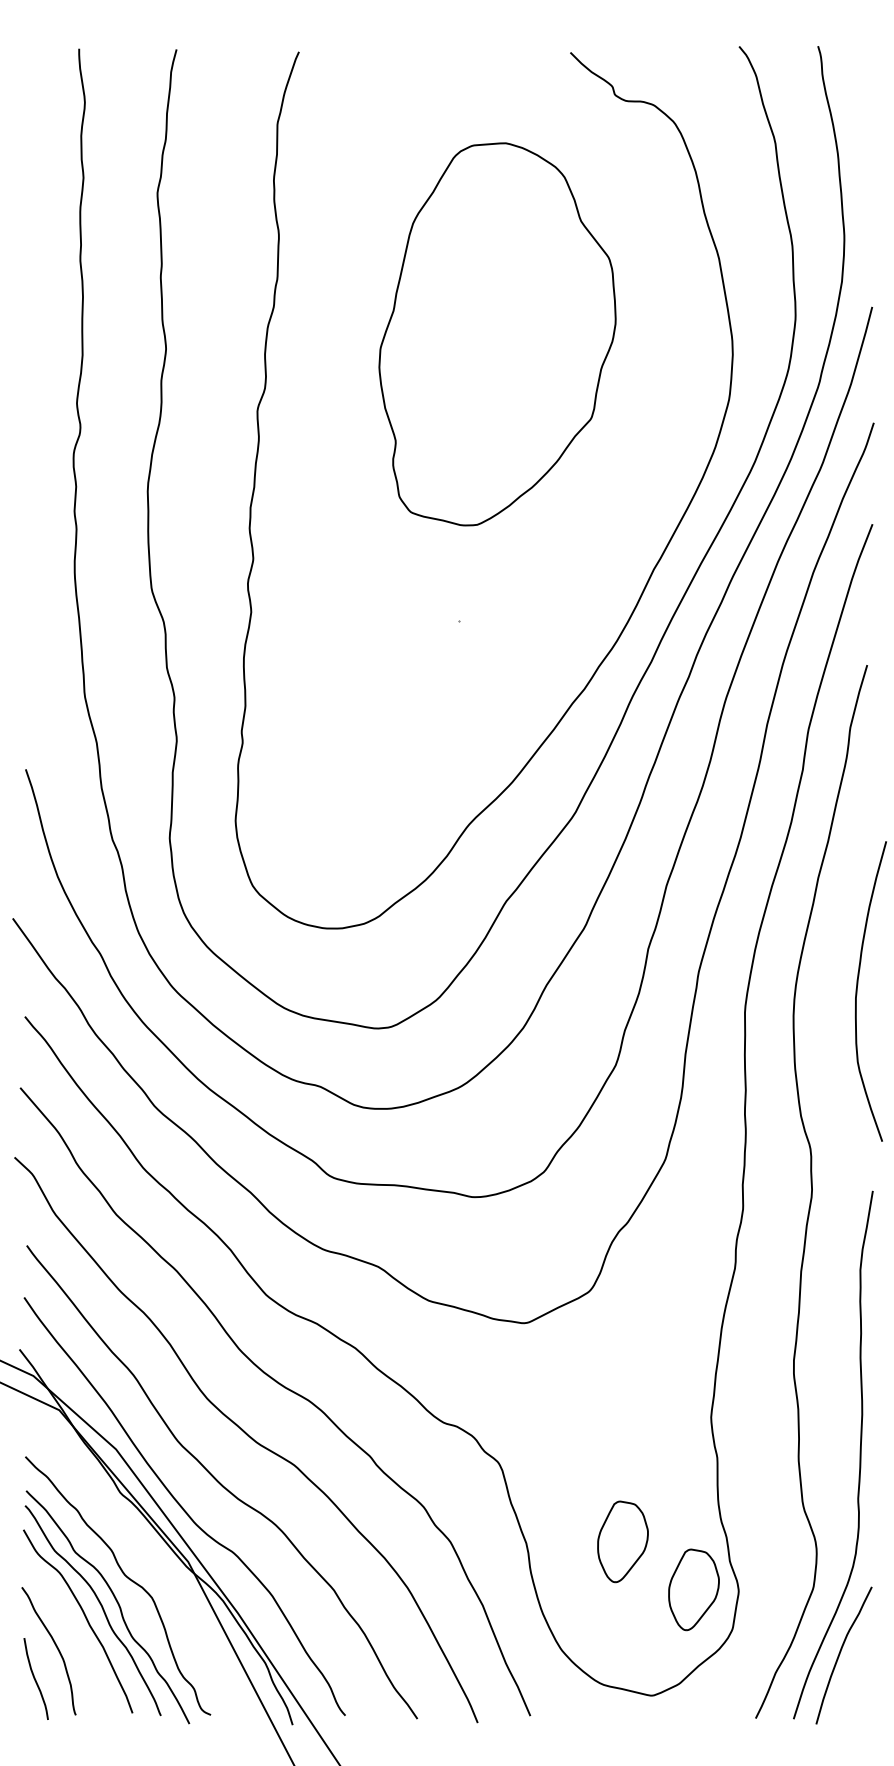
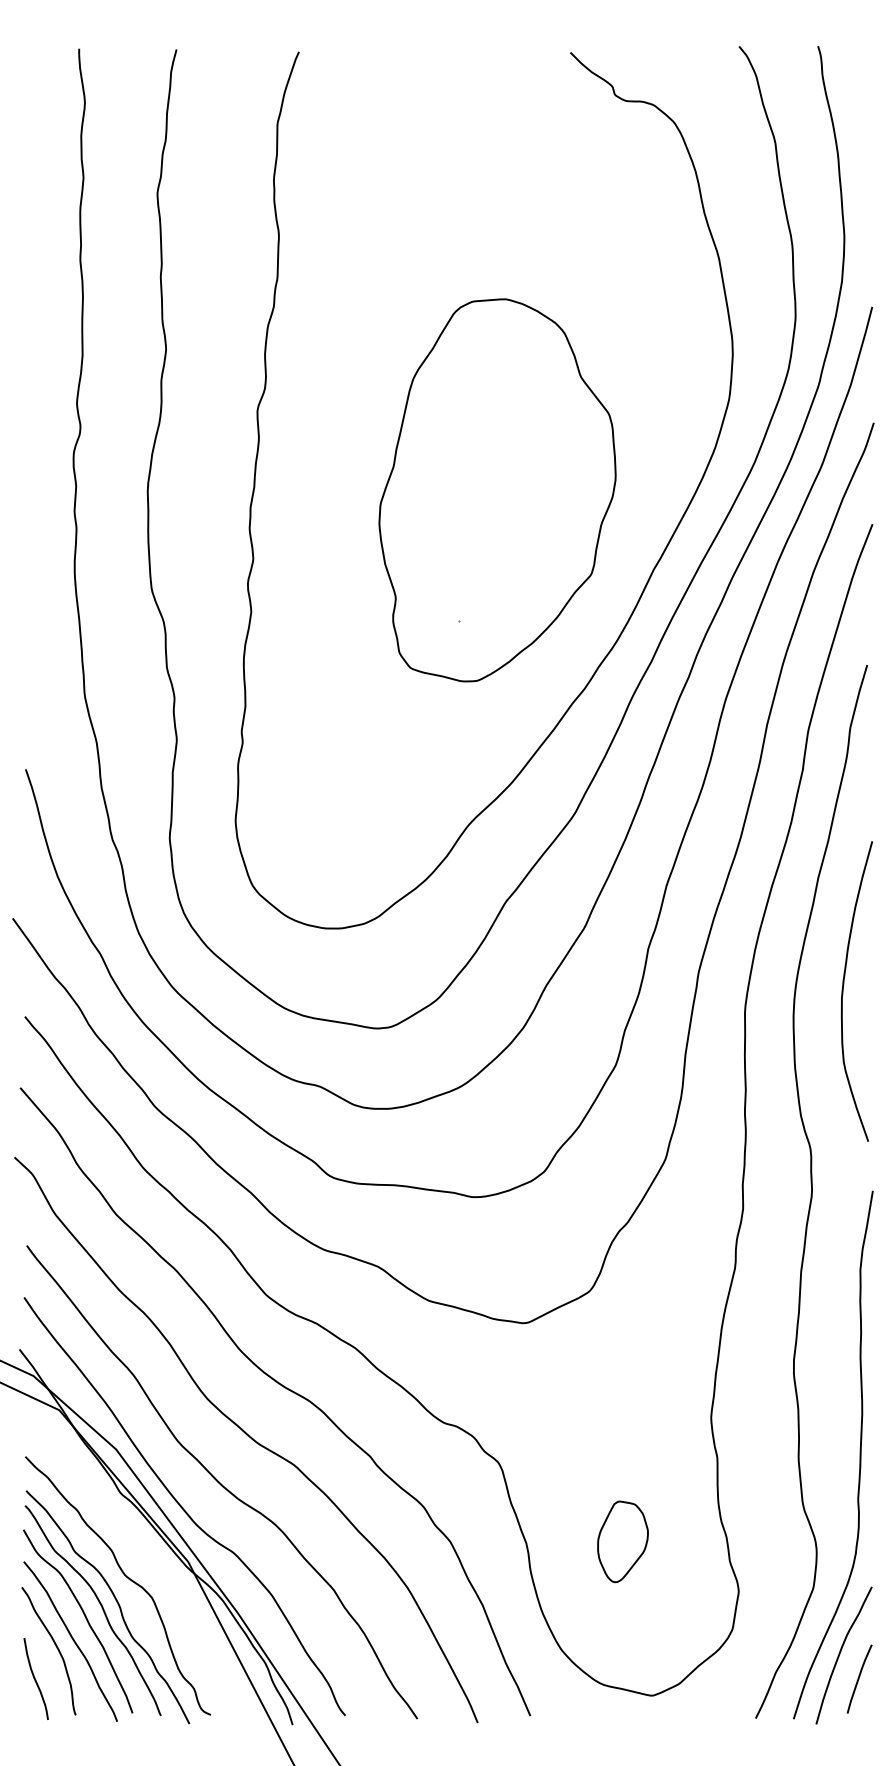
part position: (497, 334) -> (497, 490) (497, 490)
curve position: (857, 991) -> (843, 991) (843, 991)
part: present -> none (693, 1589)
curve: none -> present (72, 1640)
line: none -> present (859, 1678)
